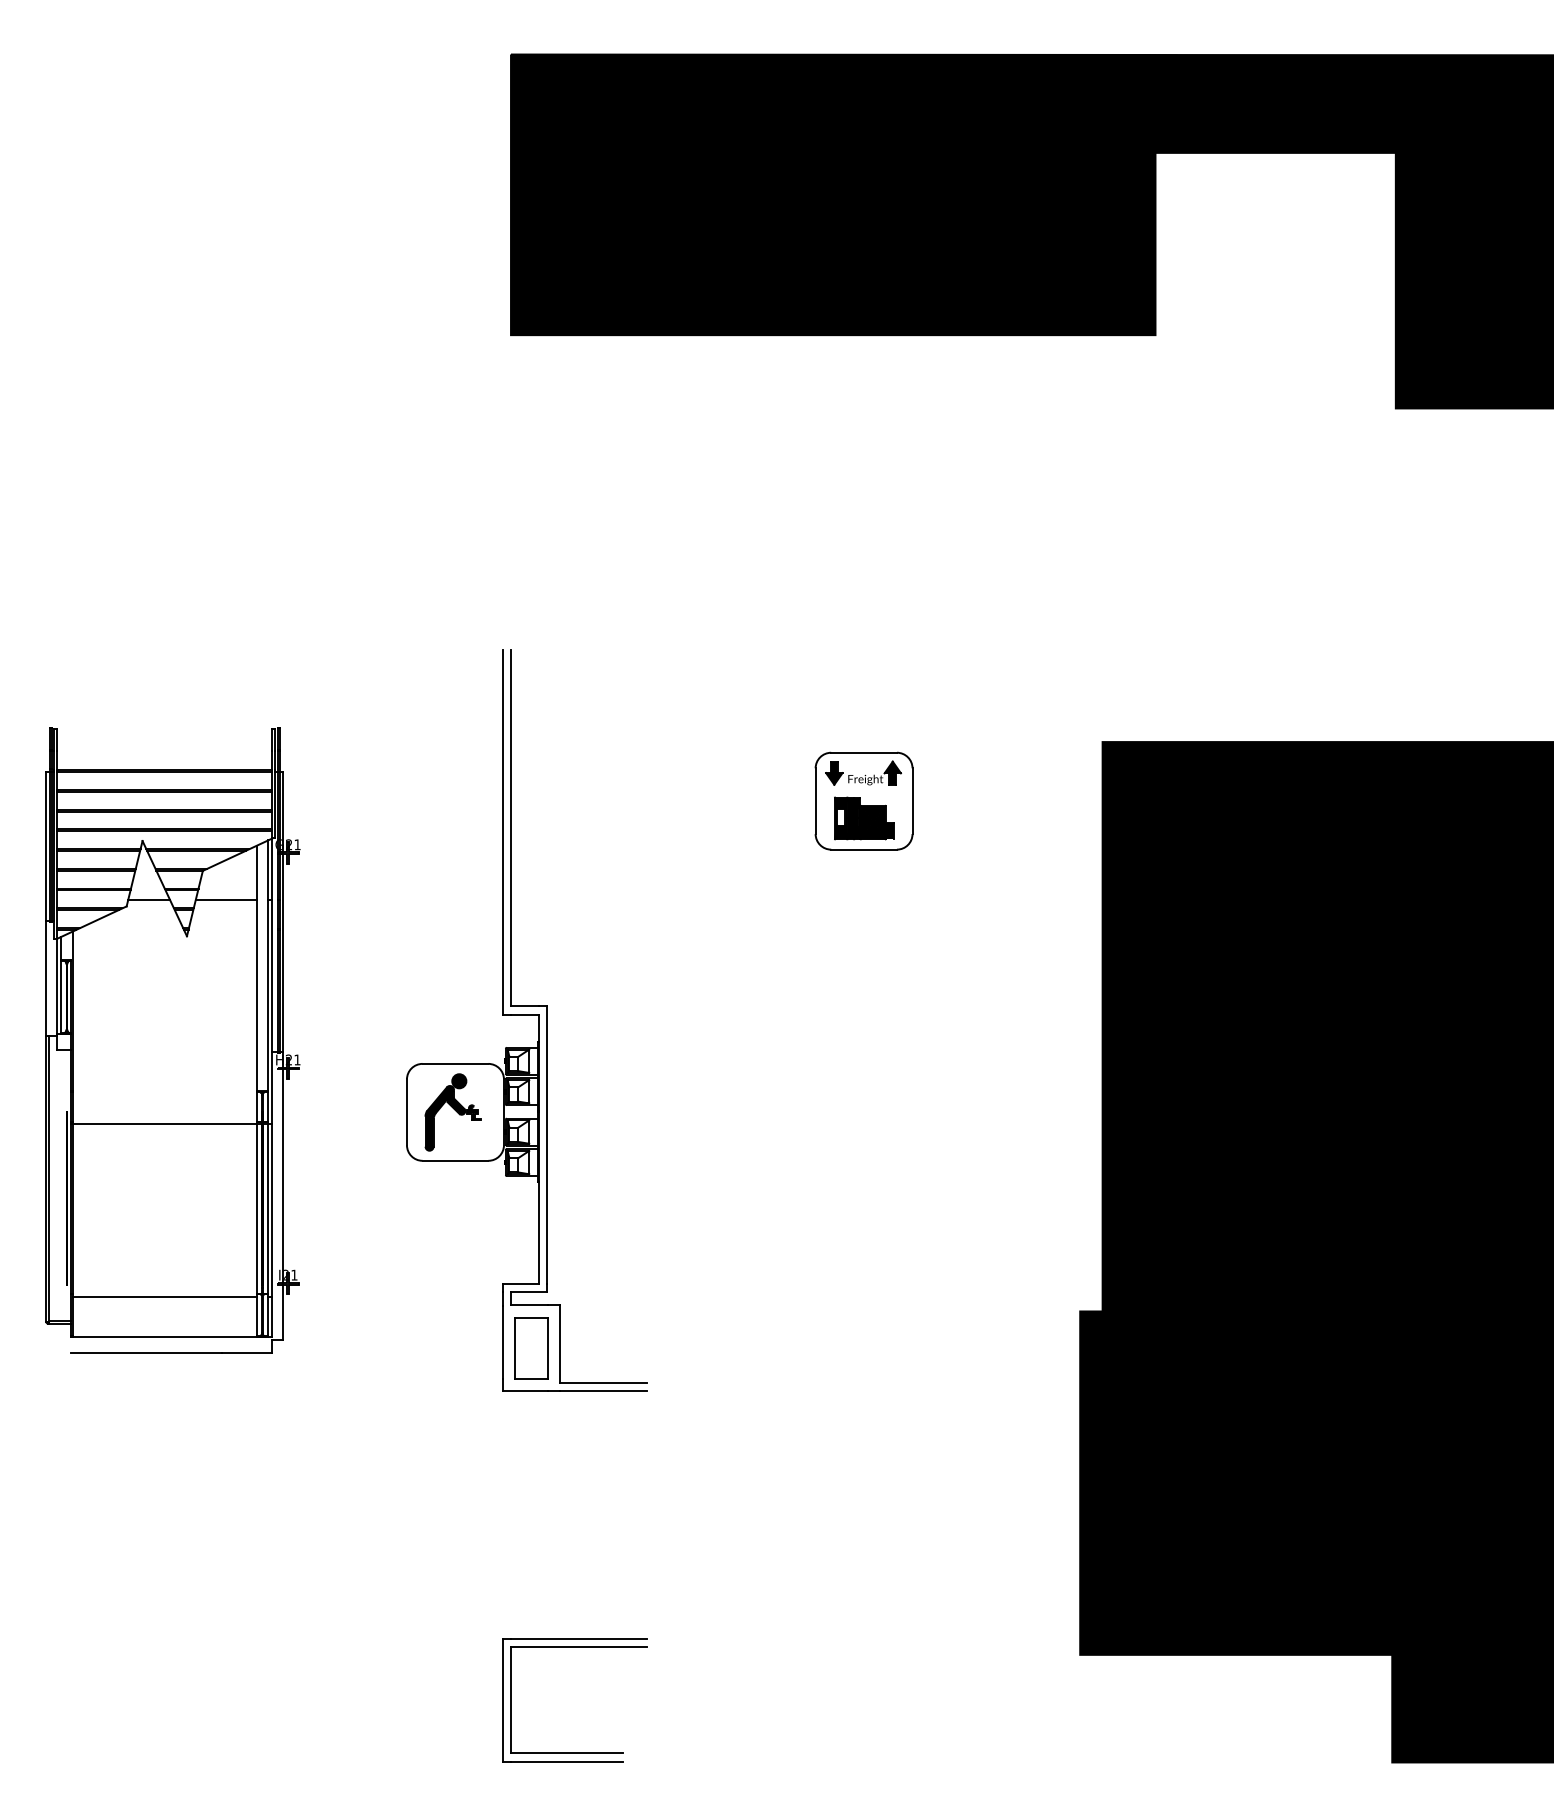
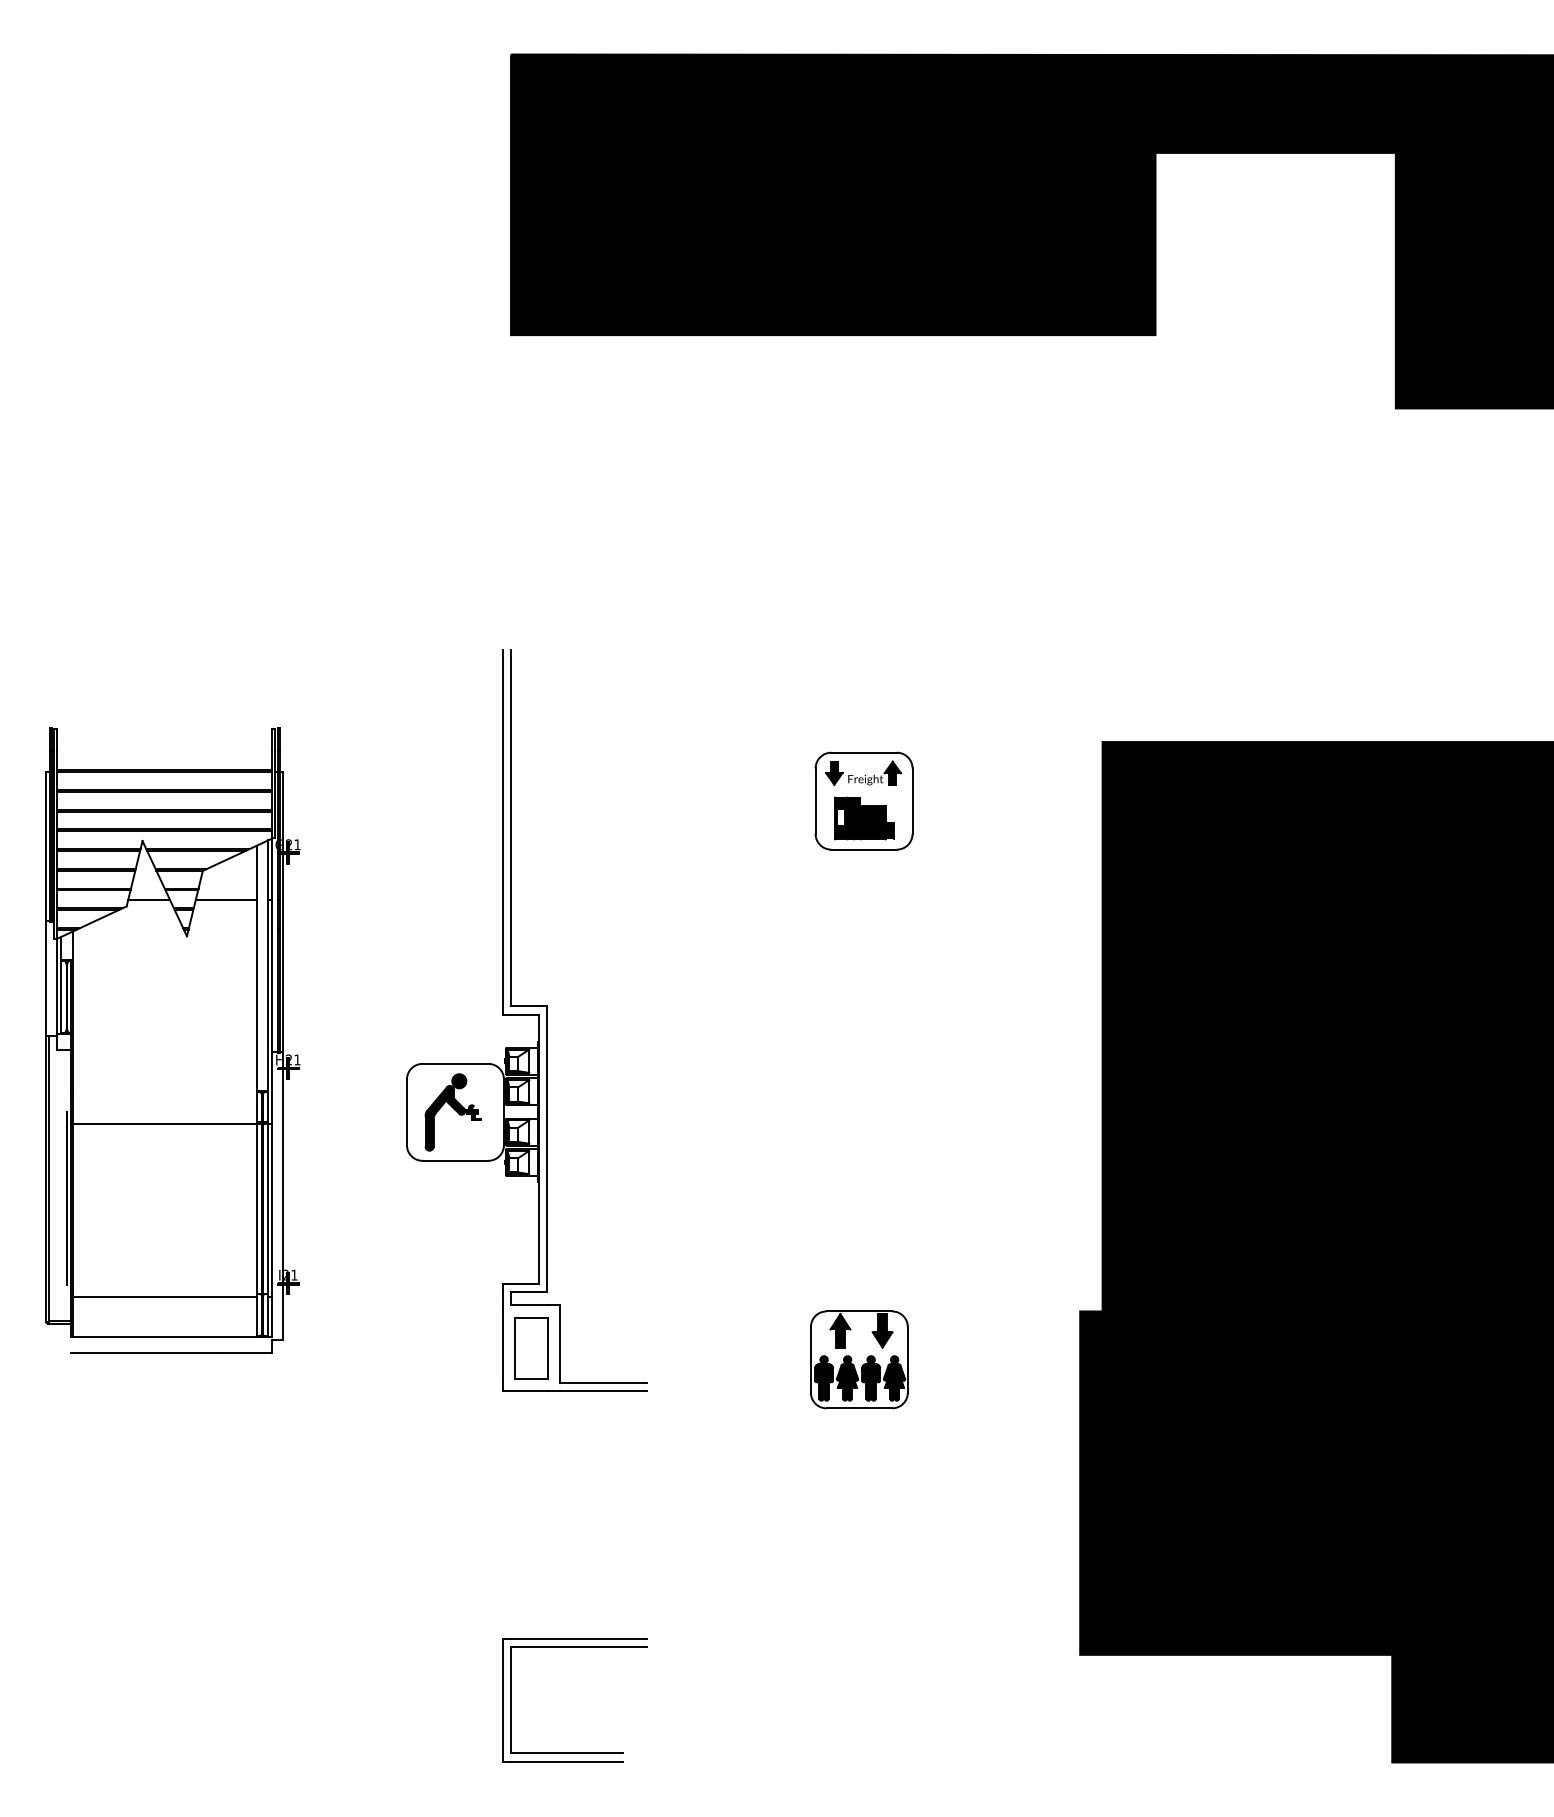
part: none -> present (859, 1359)
